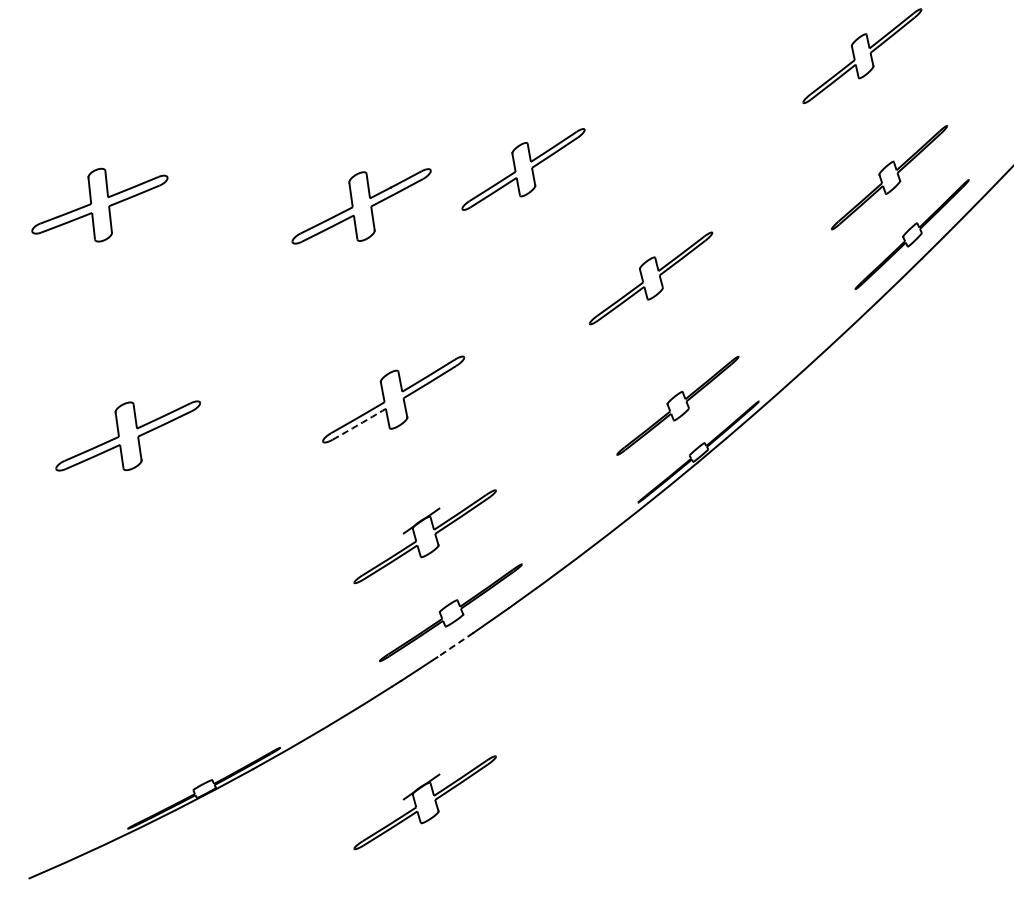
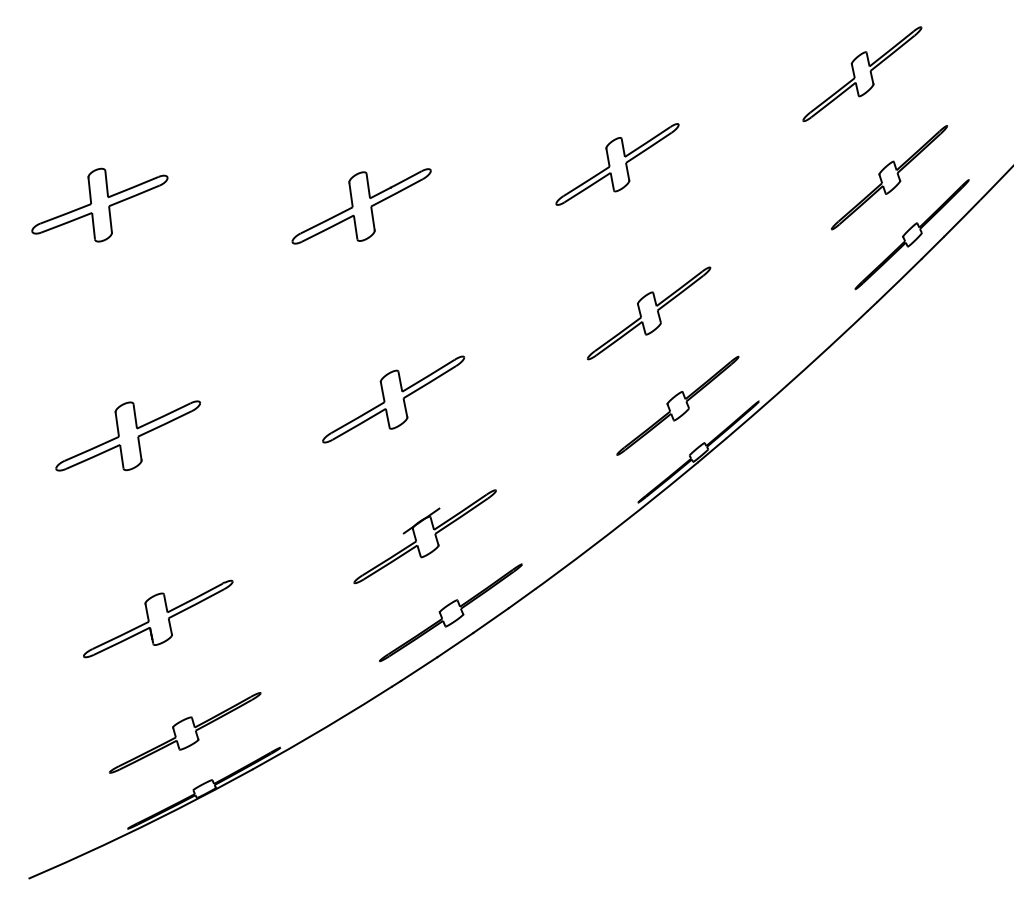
part position: (862, 55) -> (862, 73) (862, 73)
part position: (523, 169) -> (617, 164) (617, 164)
part position: (651, 278) -> (649, 313) (649, 313)
arc: dashed -> solid (359, 424)
part: none -> present (158, 618)
line: dashed -> solid (455, 645)
part: none -> present (184, 732)
part: present -> none (424, 802)
